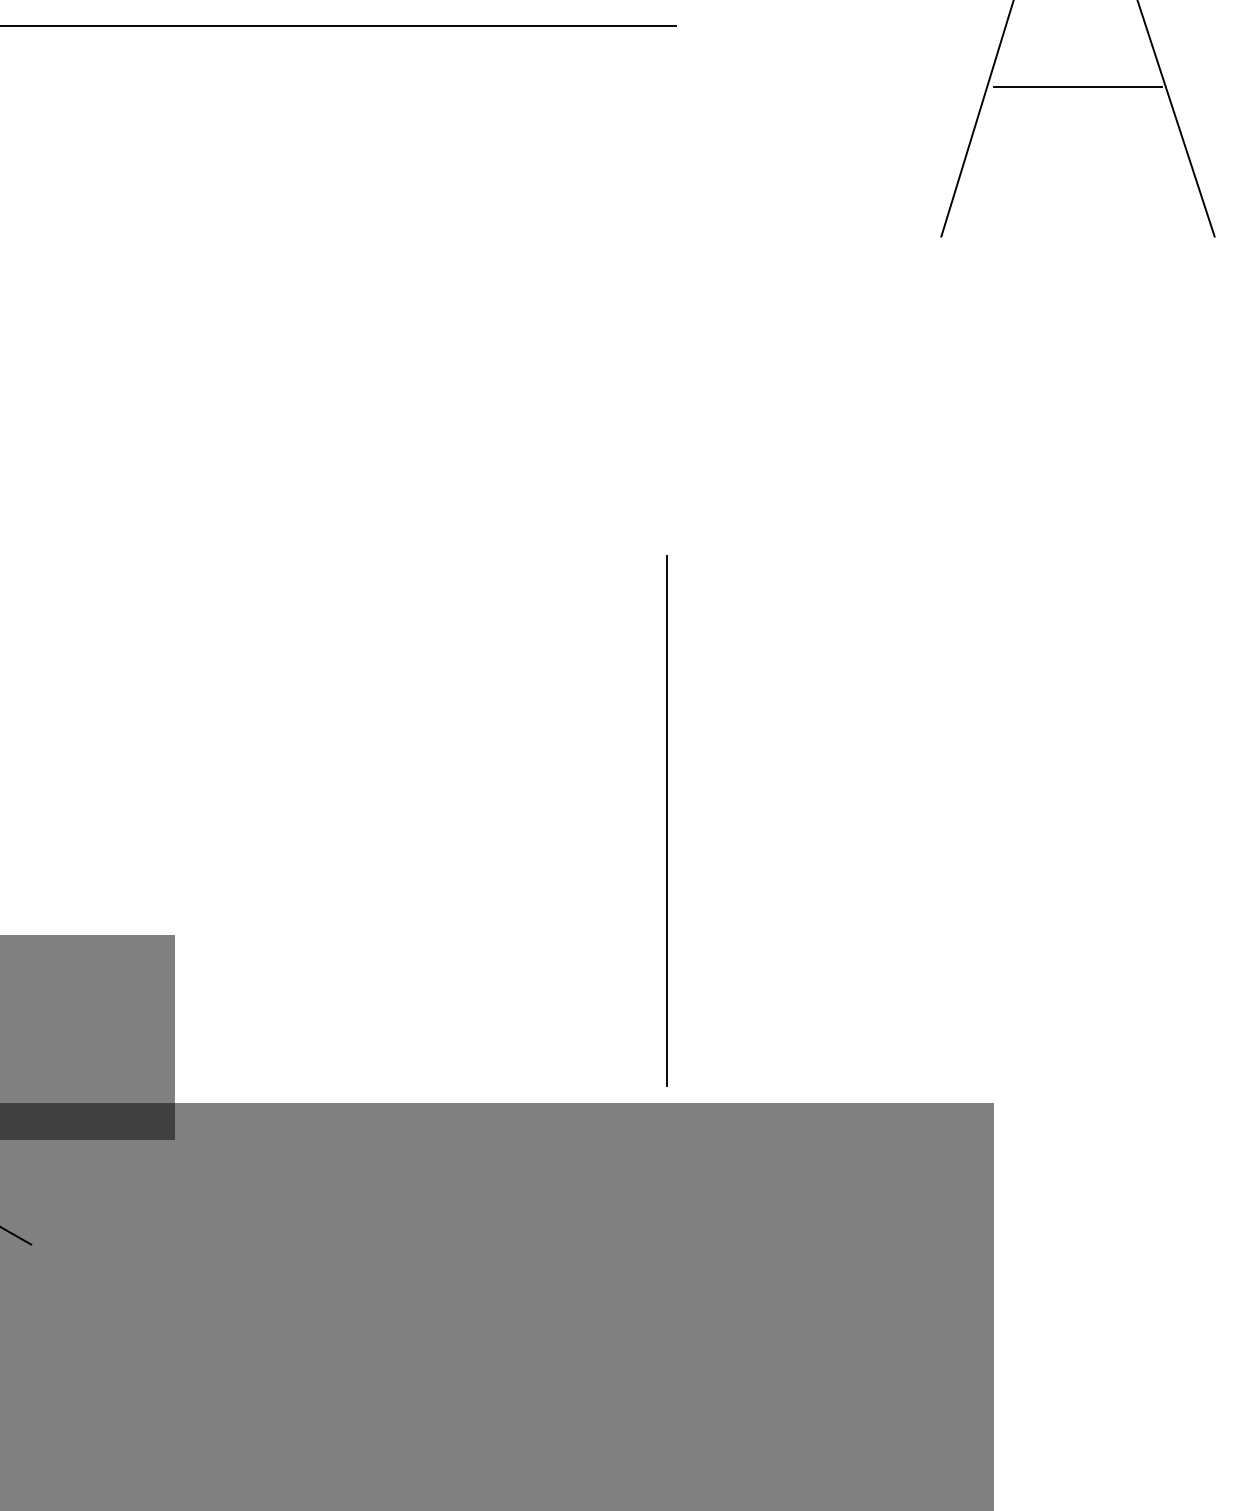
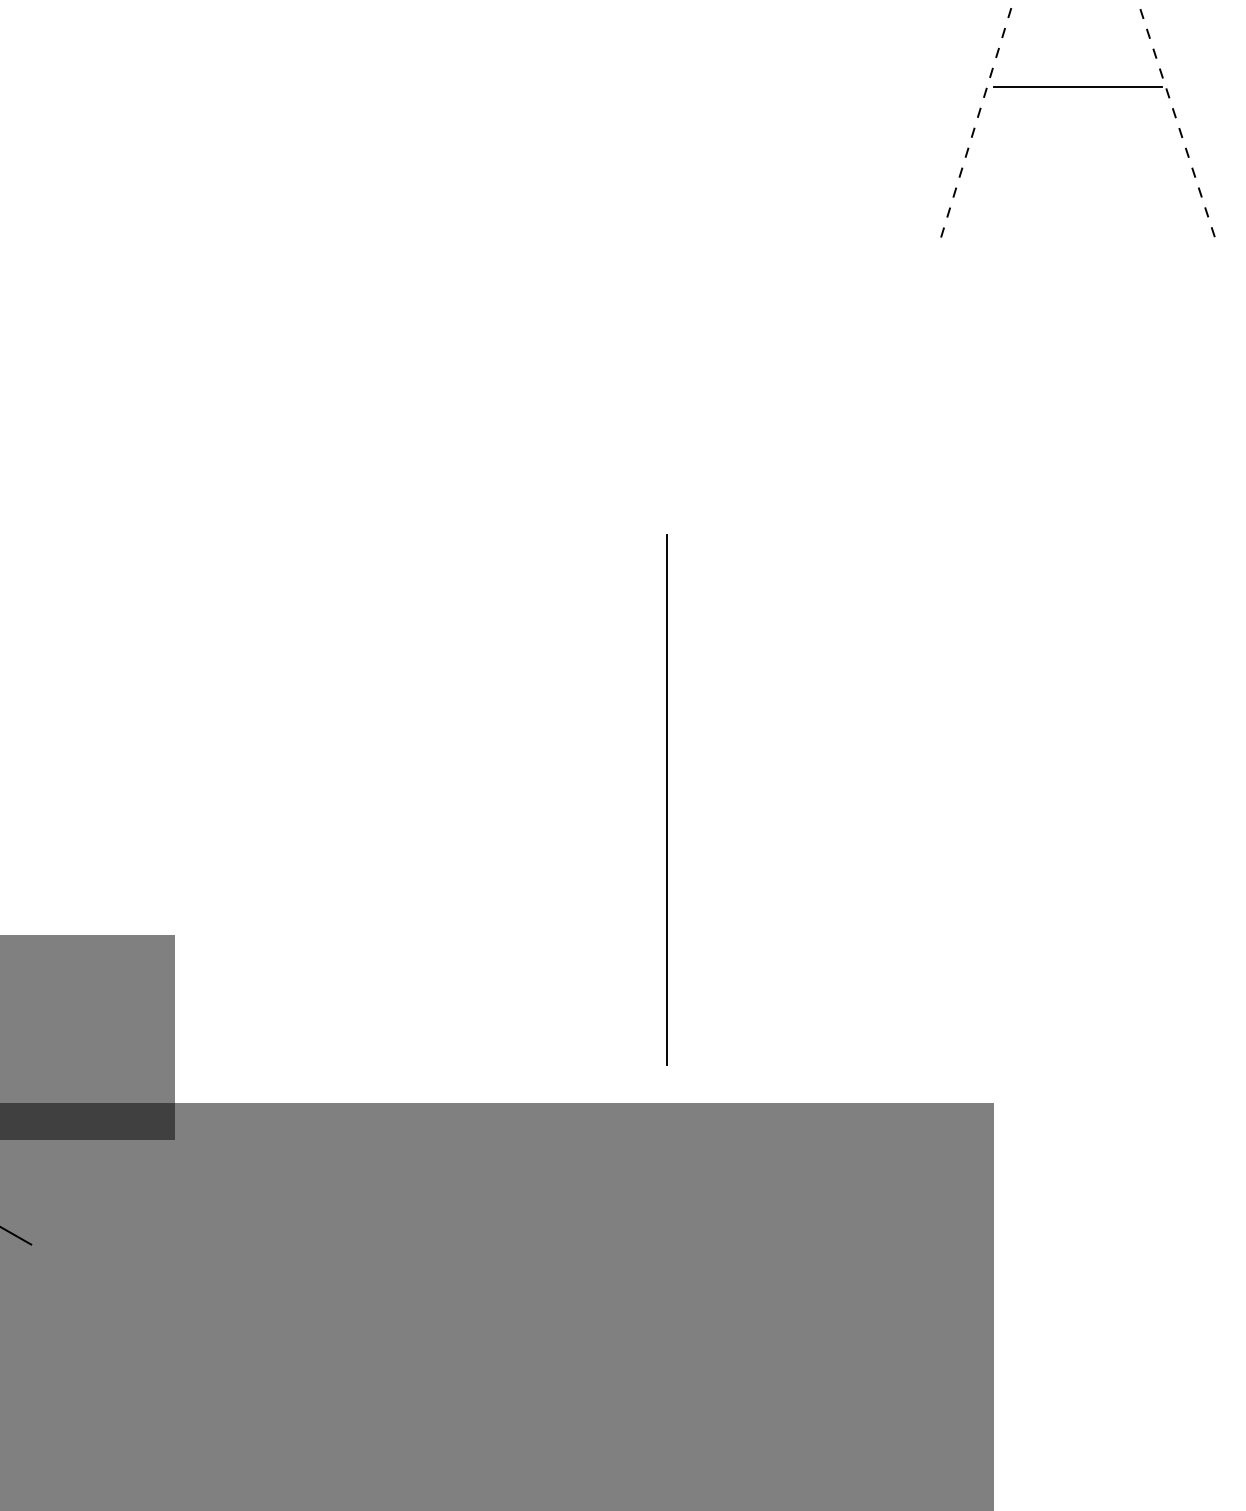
line: solid -> dashed (1137, 1)
line: present -> none (339, 25)
line position: (666, 820) -> (666, 799) (666, 799)
